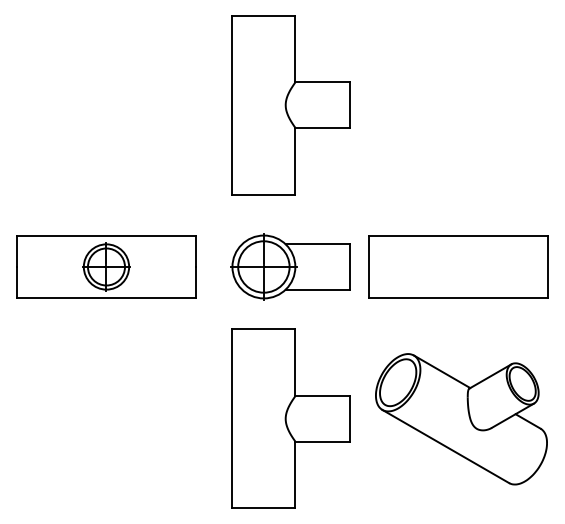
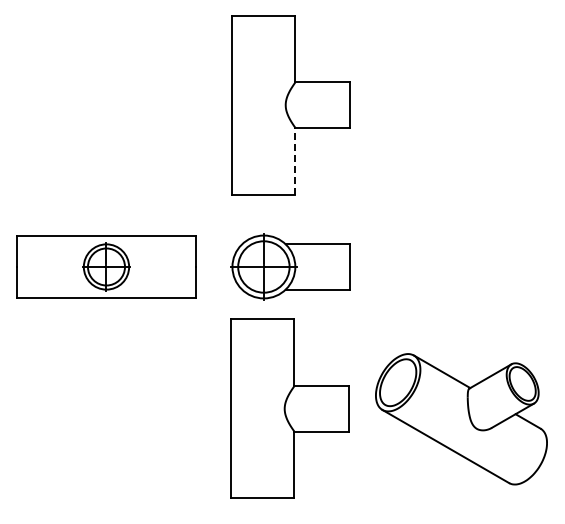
line: solid -> dashed (295, 160)
part: present -> none (458, 266)
part position: (290, 418) -> (289, 408) (289, 408)
